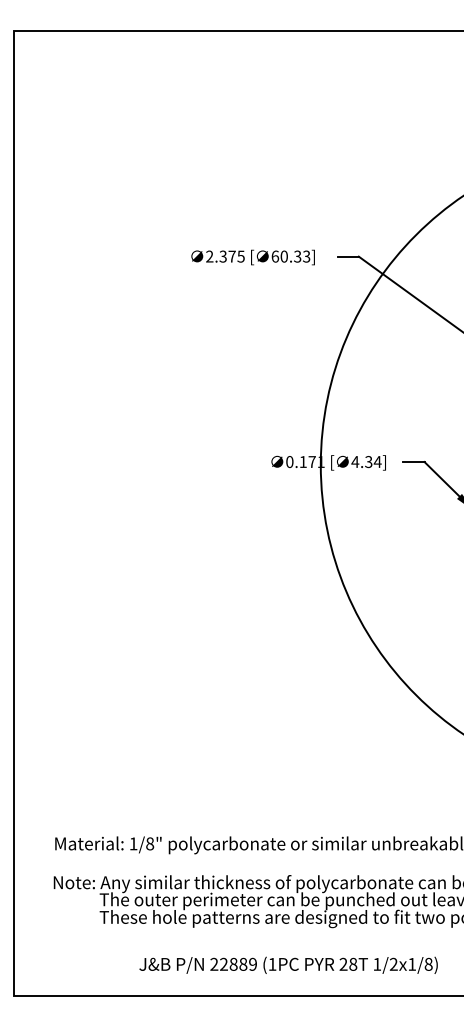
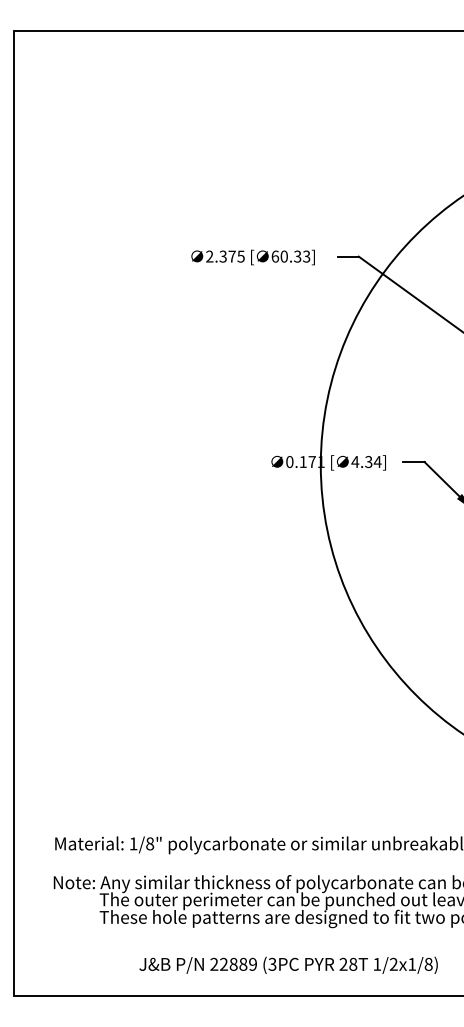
text: (1PC -> (3PC (272, 963)
